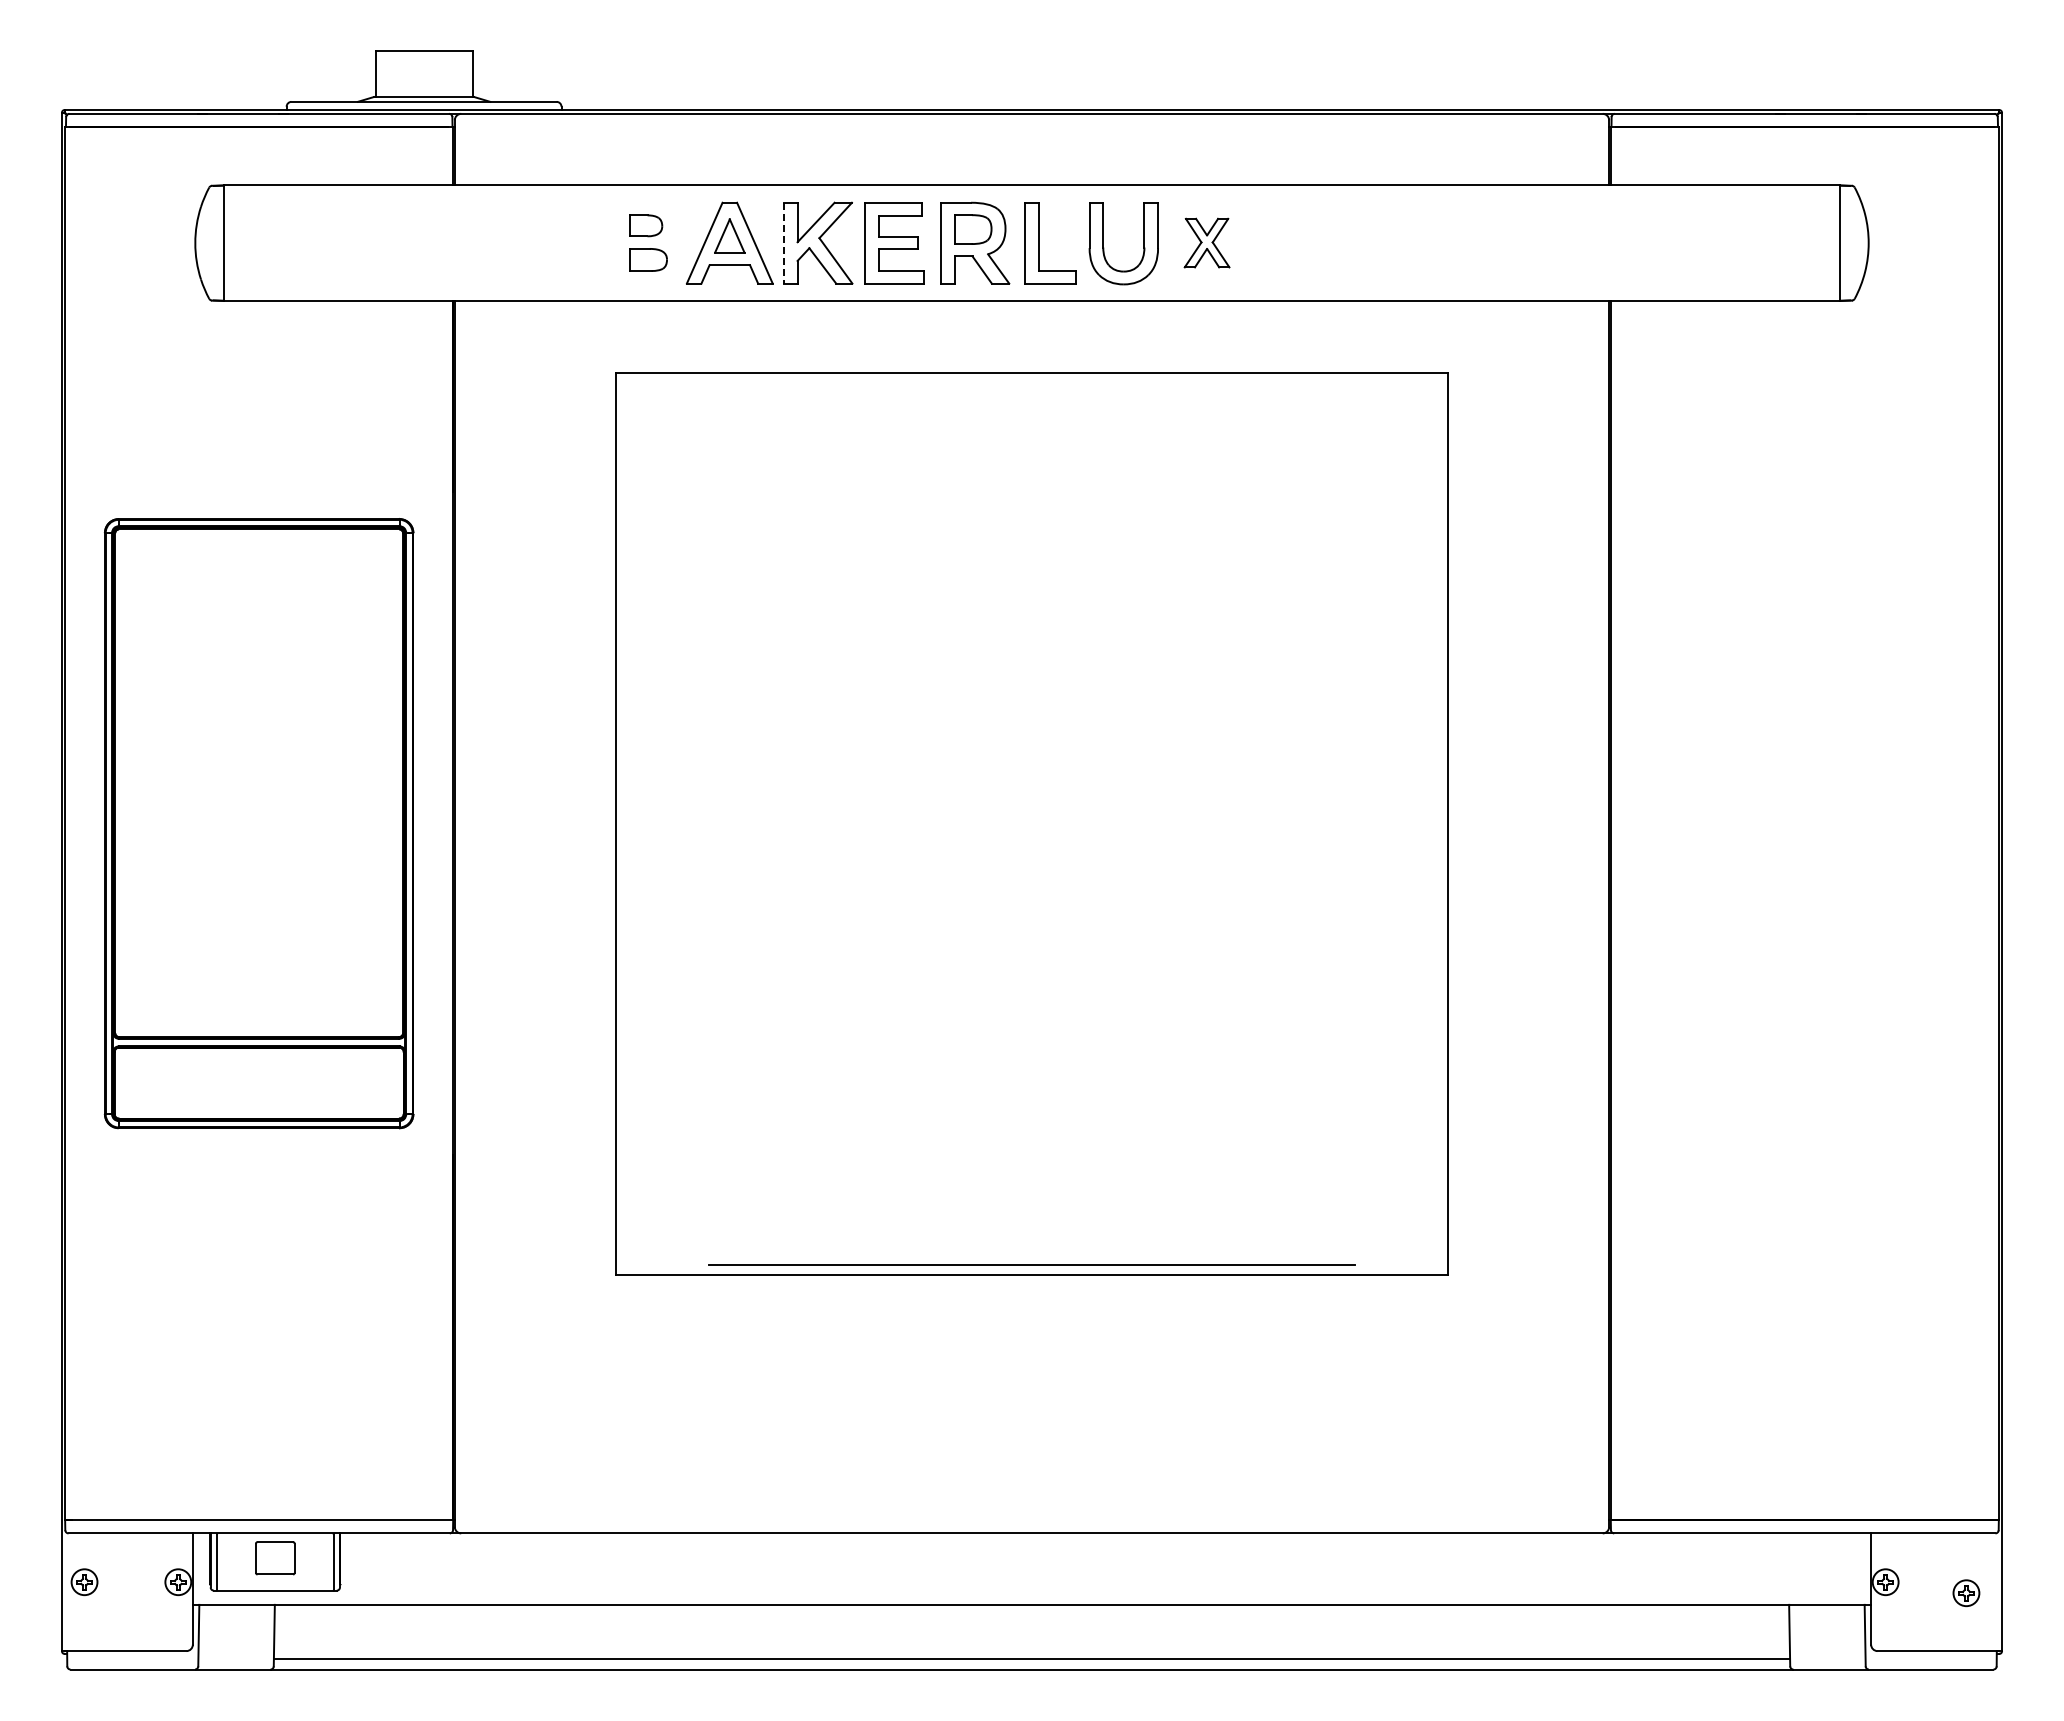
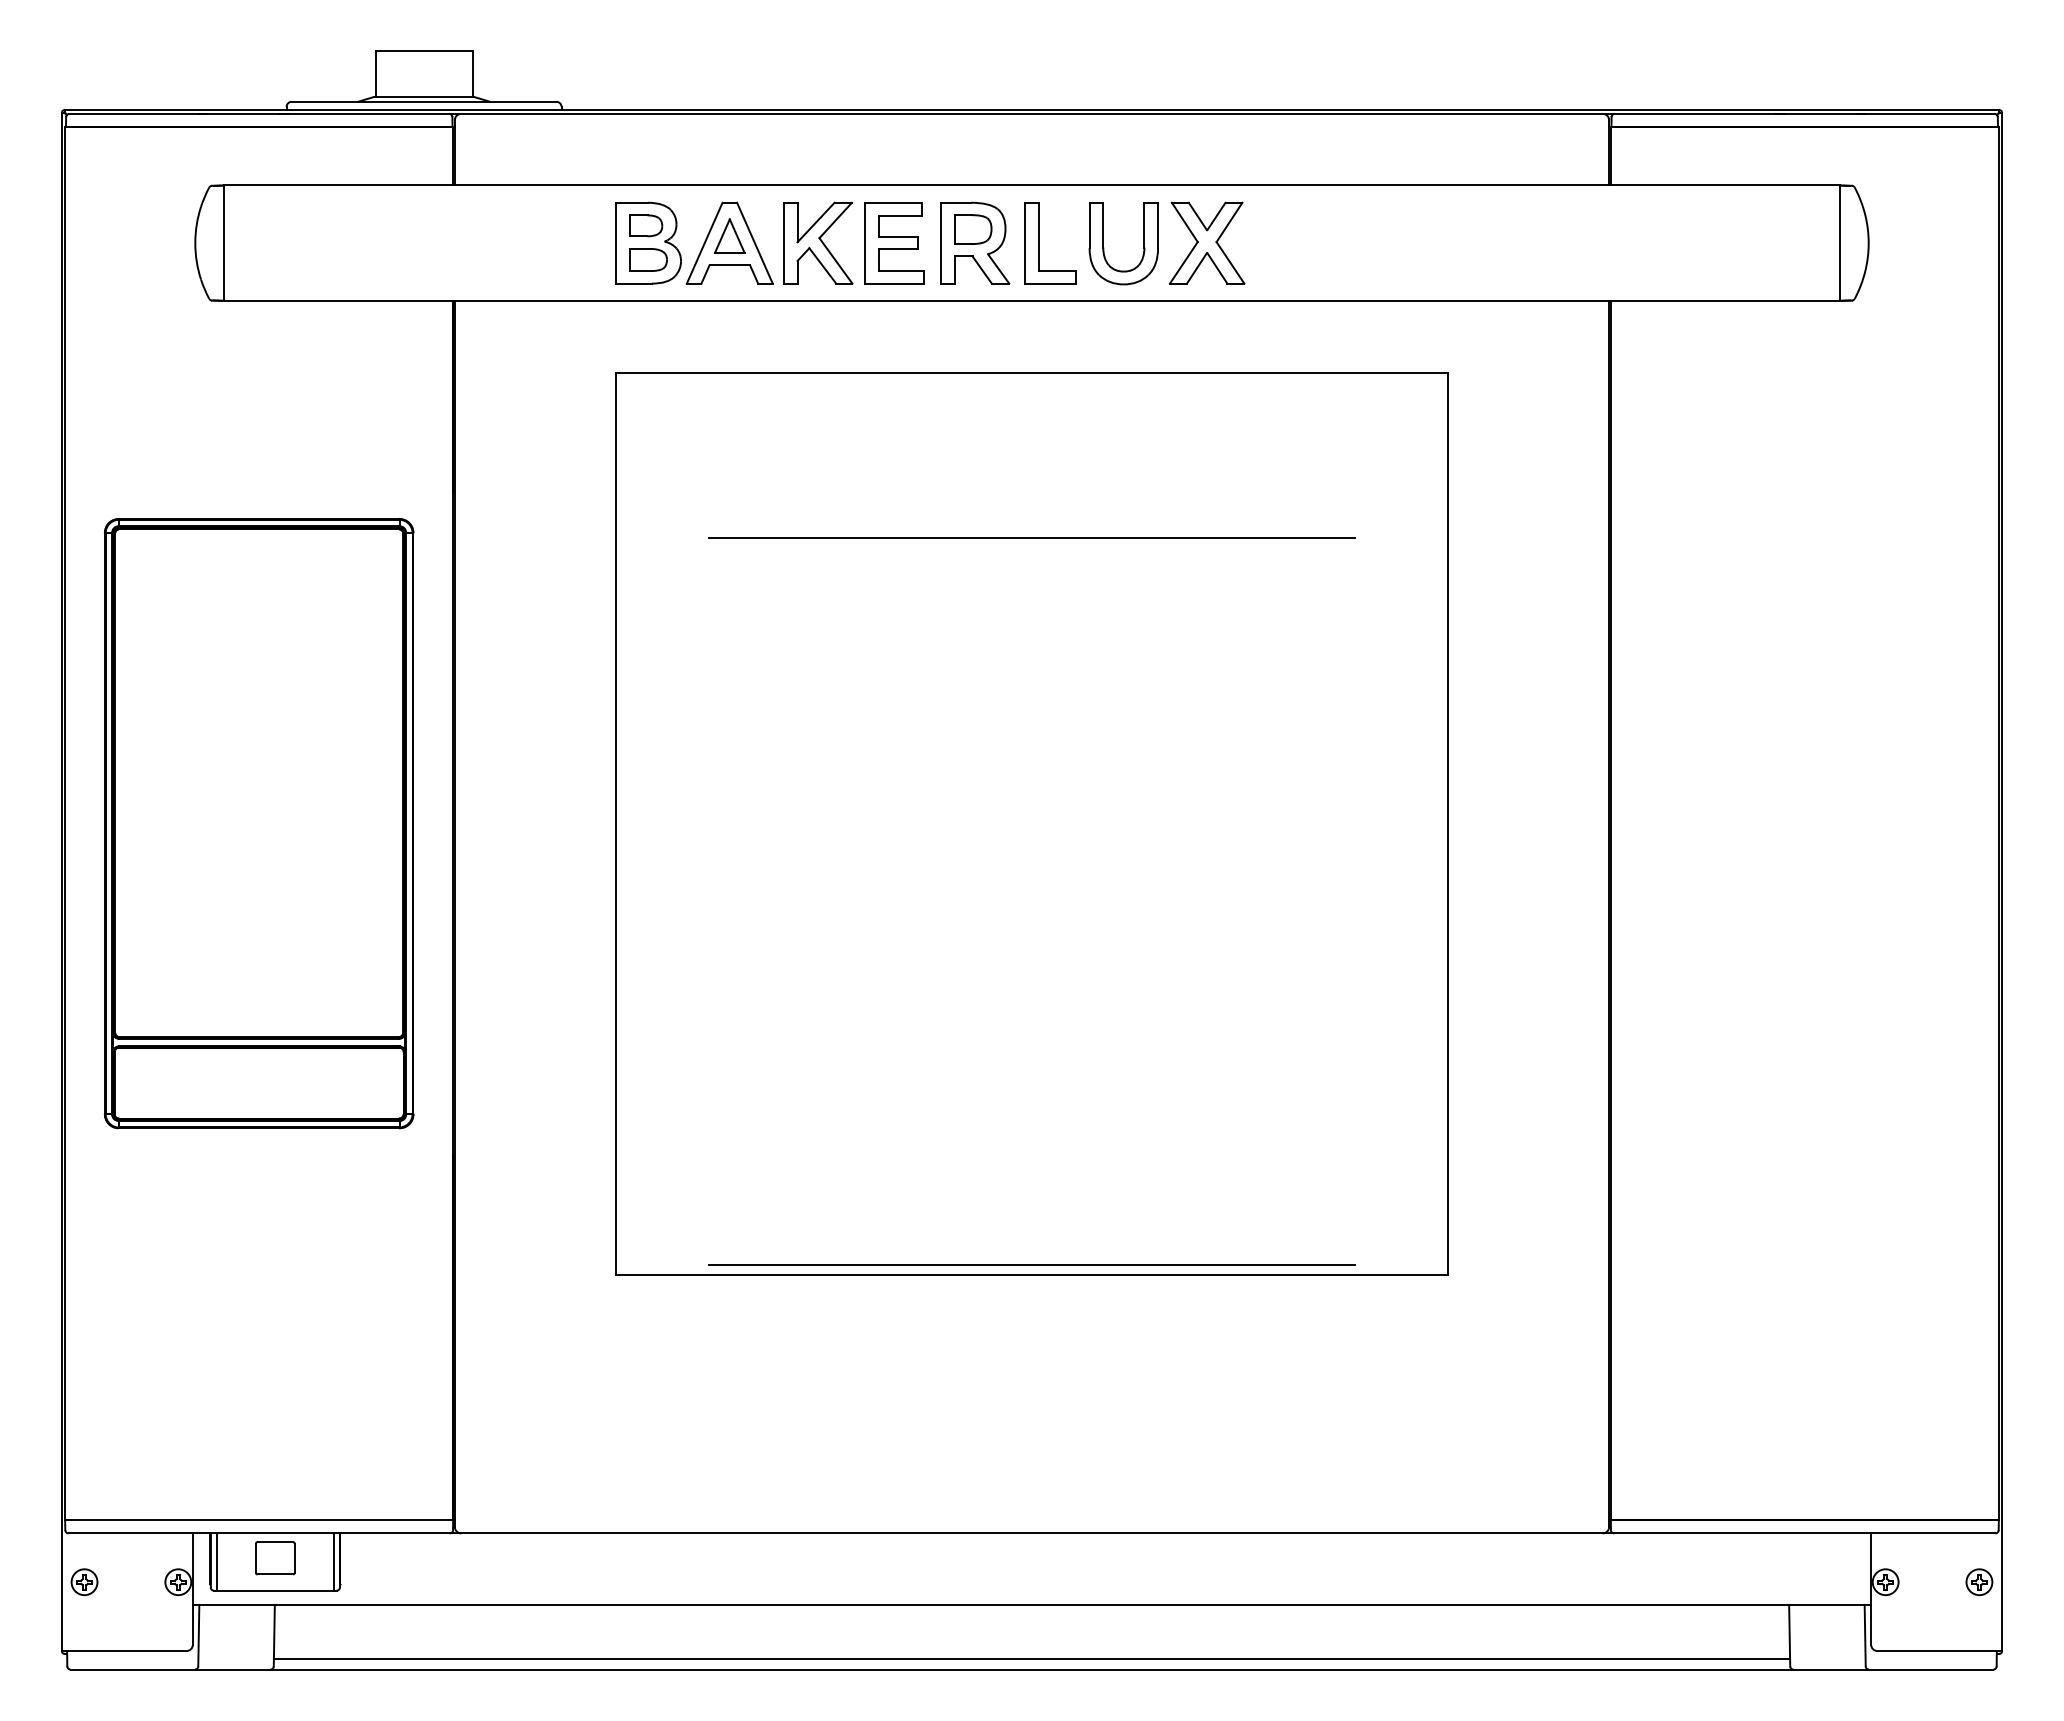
part: none -> present (648, 242)
part size: 48x52 px -> 78x84 px (1206, 242)
line: dashed -> solid (783, 243)
line: none -> present (1031, 537)
part position: (1966, 1593) -> (1979, 1582) (1979, 1582)
